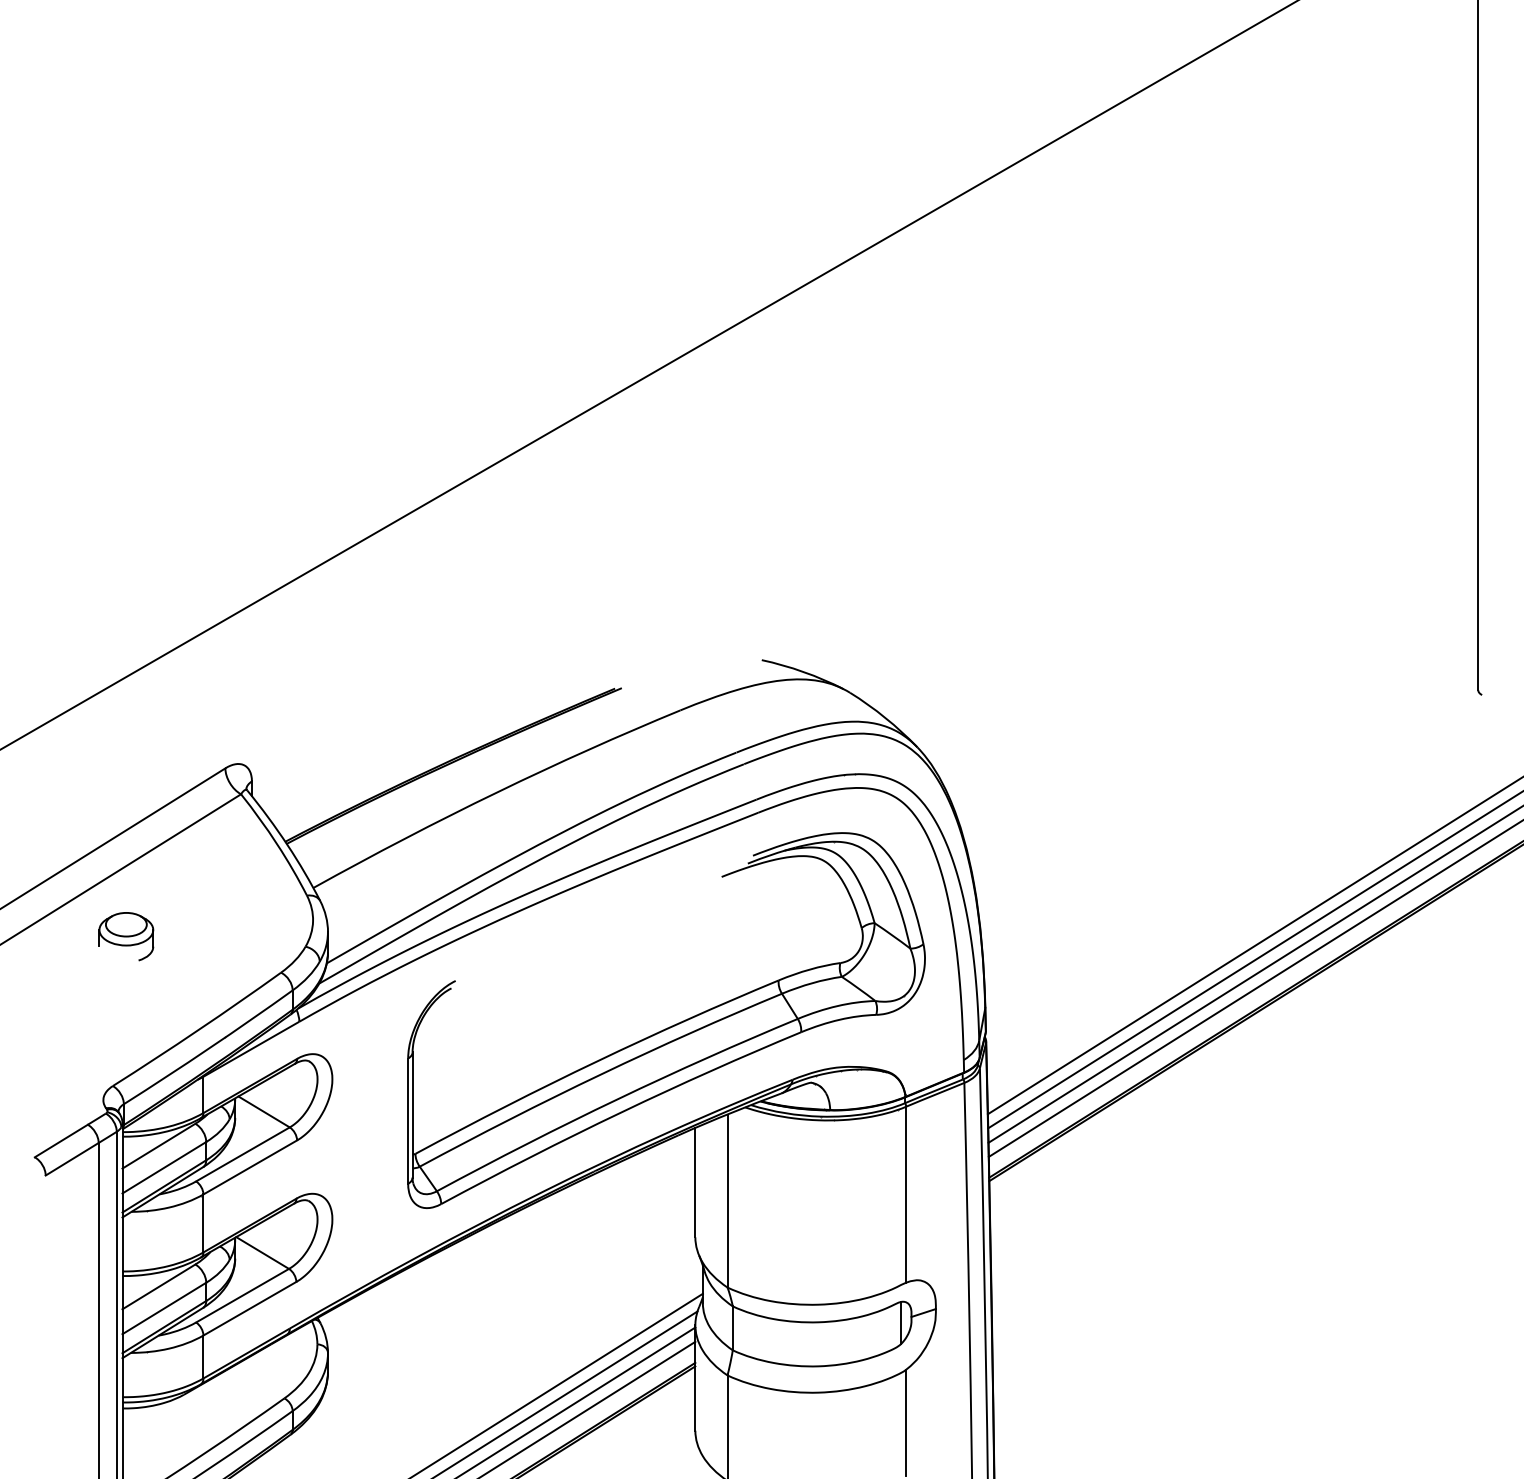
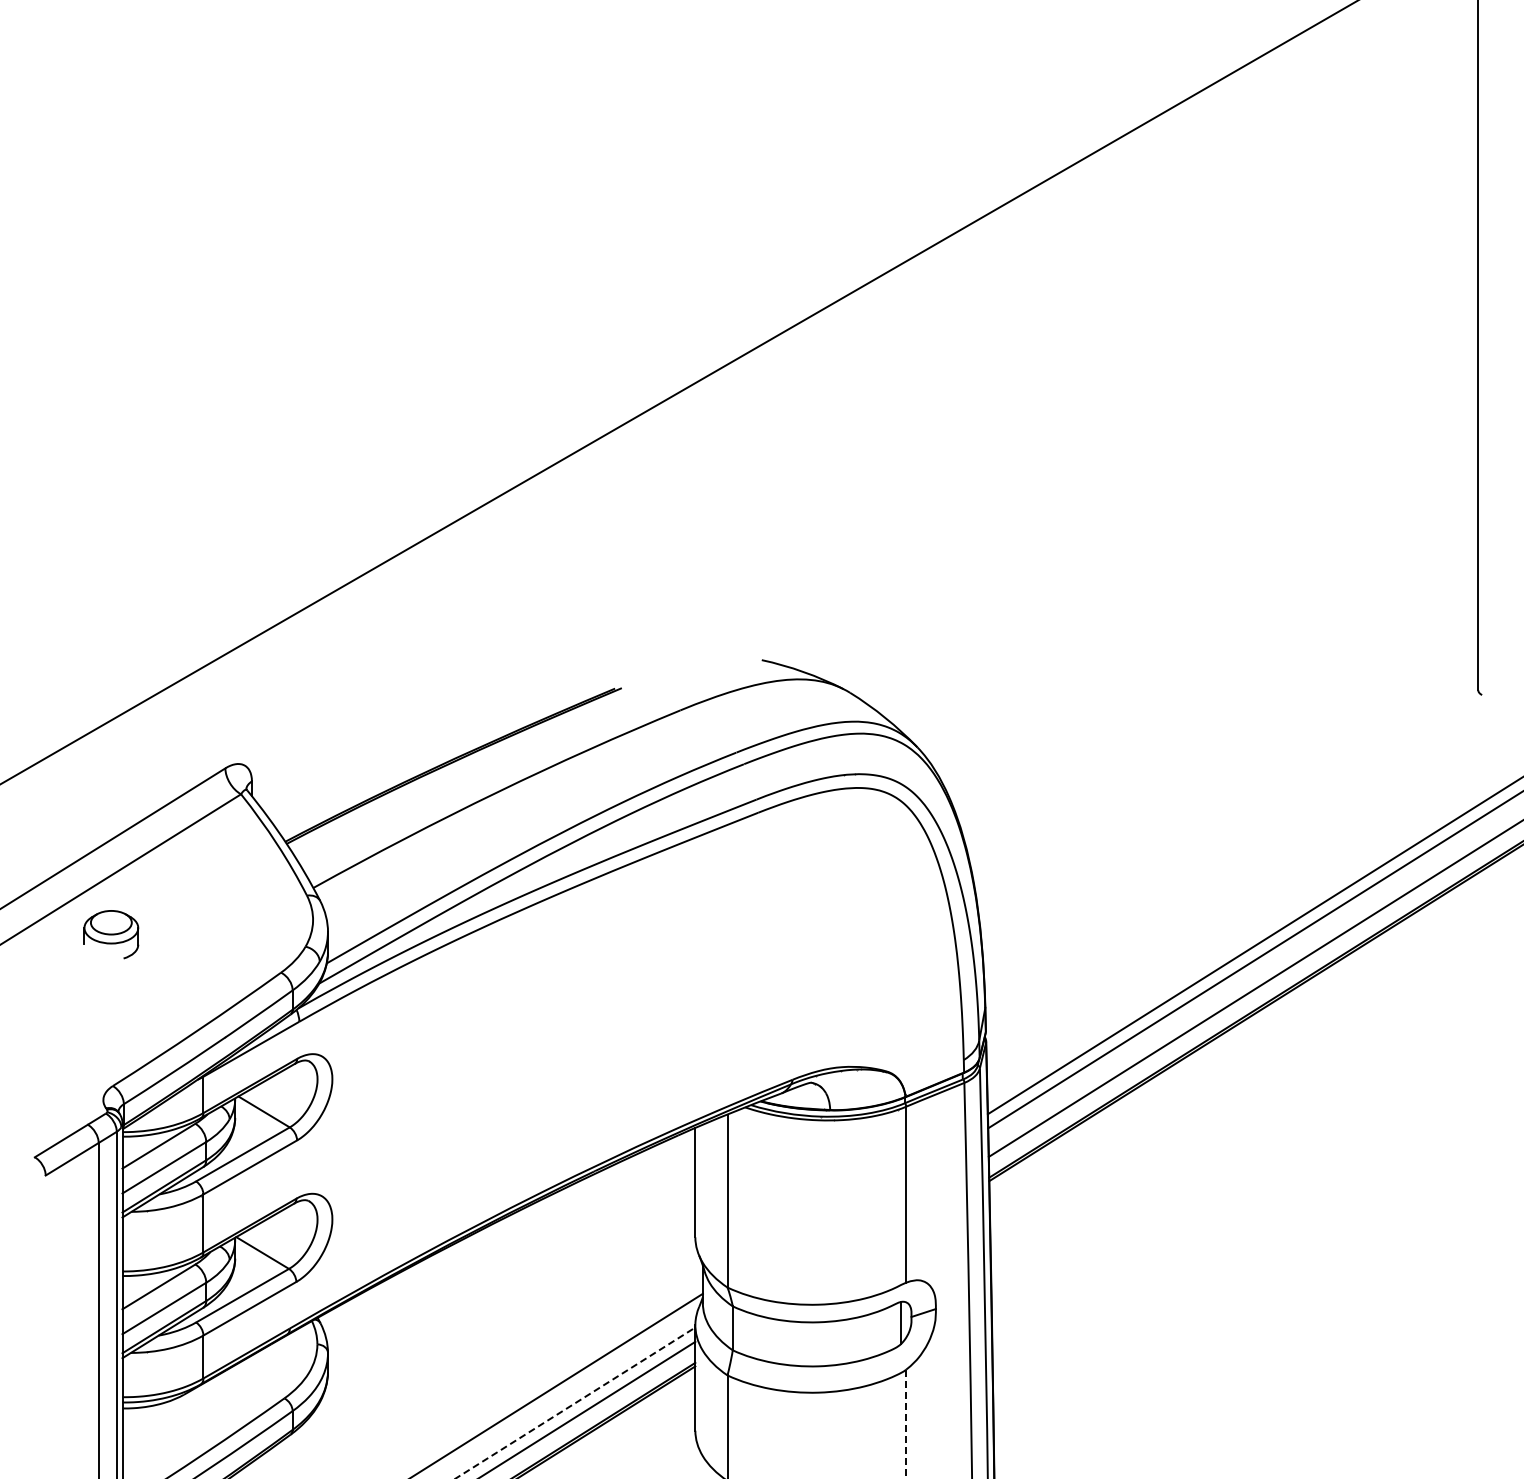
line position: (648, 375) -> (678, 392) (678, 392)
part position: (126, 936) -> (111, 934) (111, 934)
line: present -> none (1254, 974)
part: present -> none (669, 1026)
line: present -> none (566, 1393)
line: solid -> dashed (575, 1403)
line: solid -> dashed (906, 1423)
